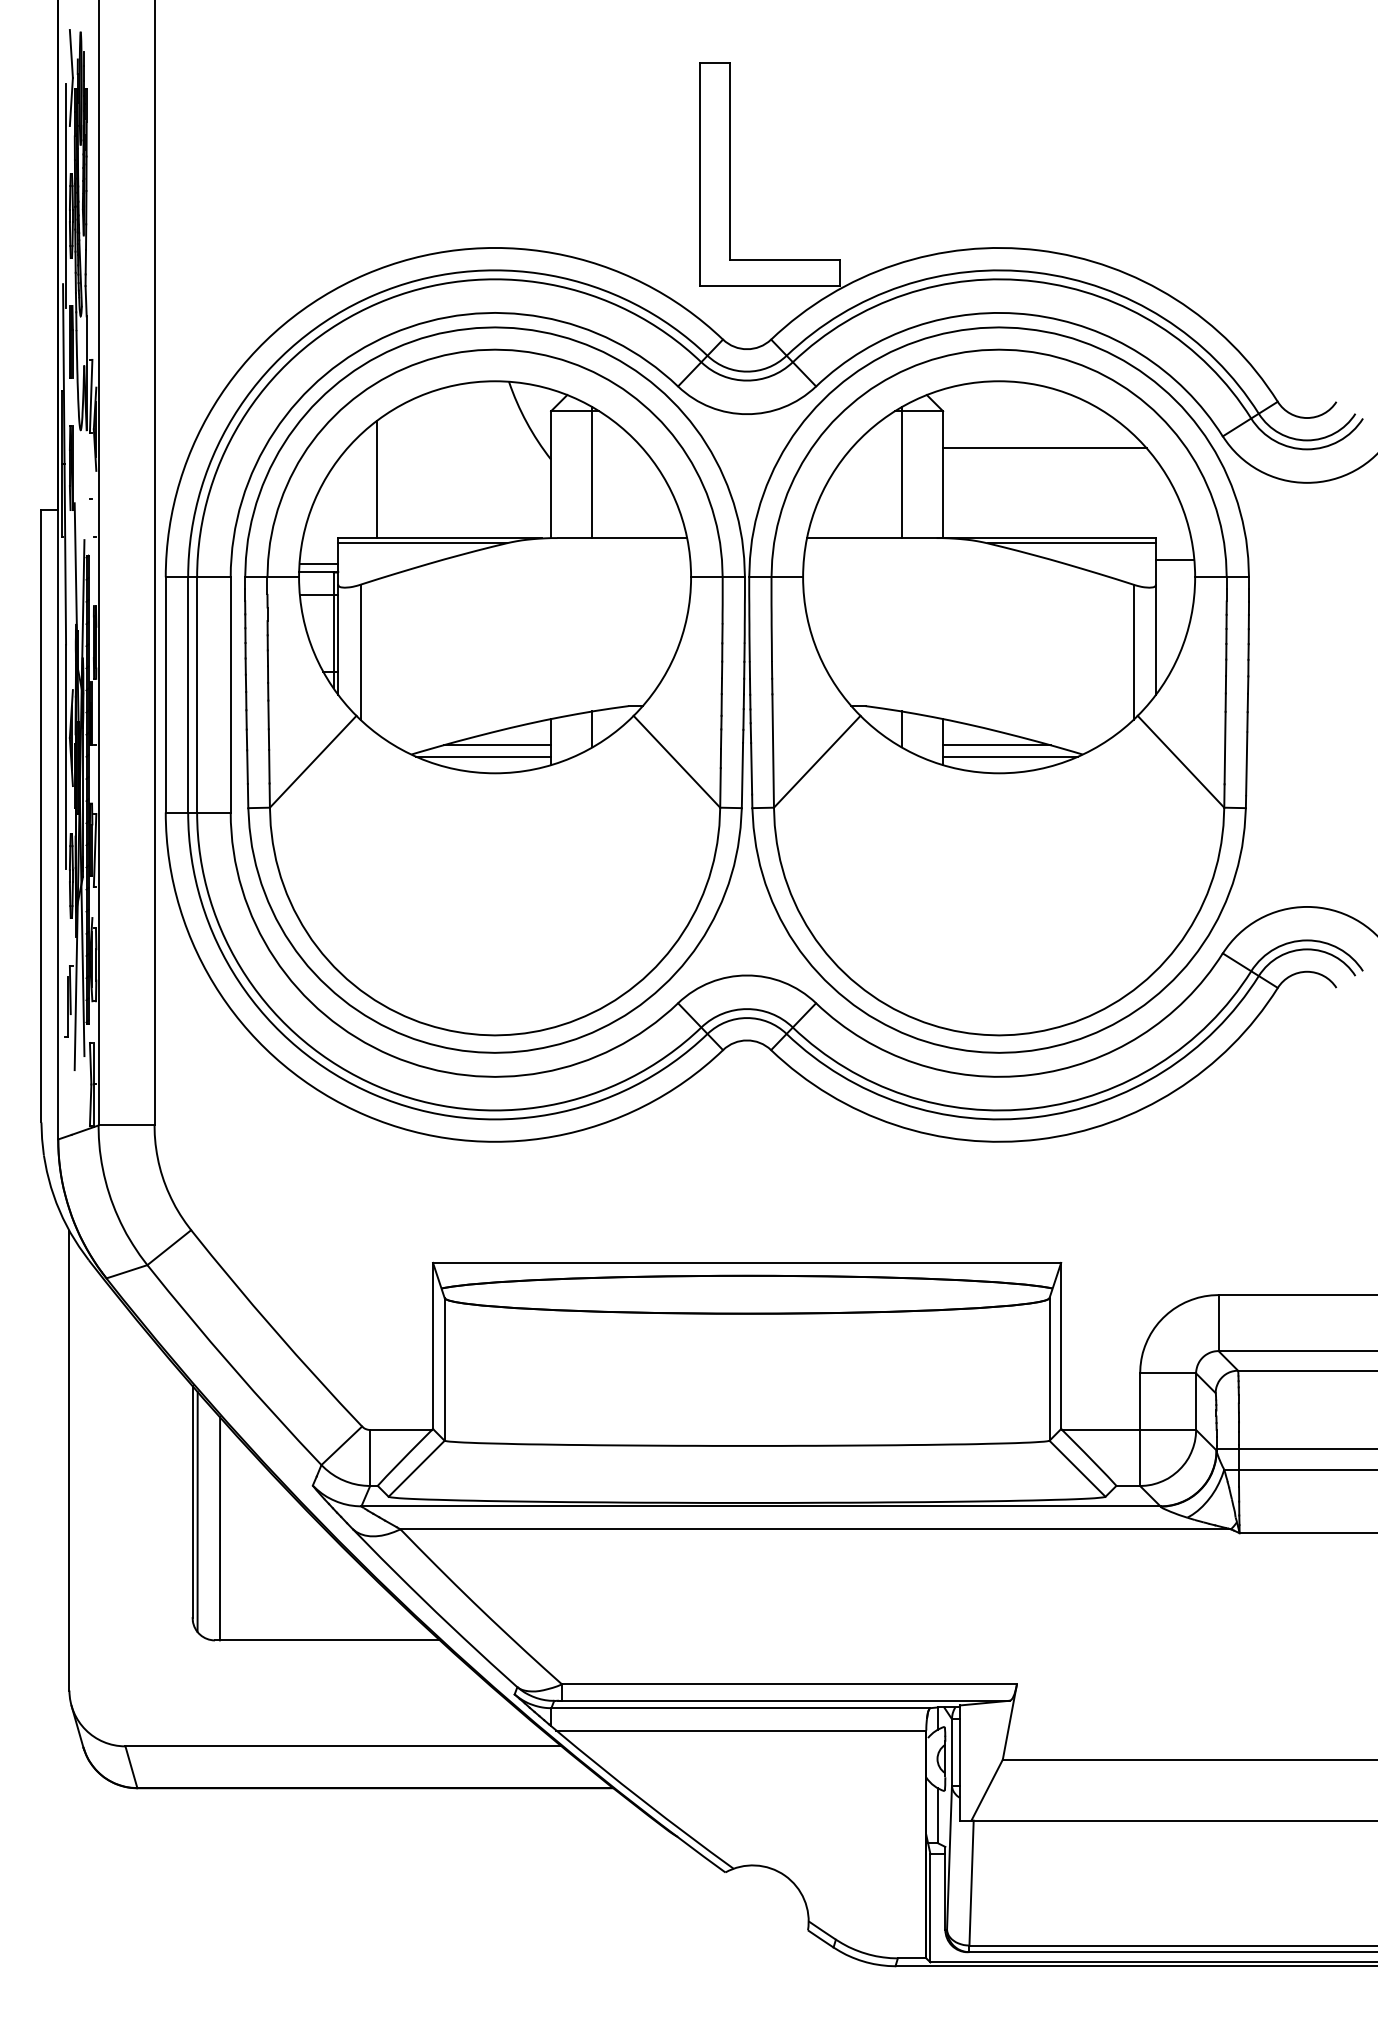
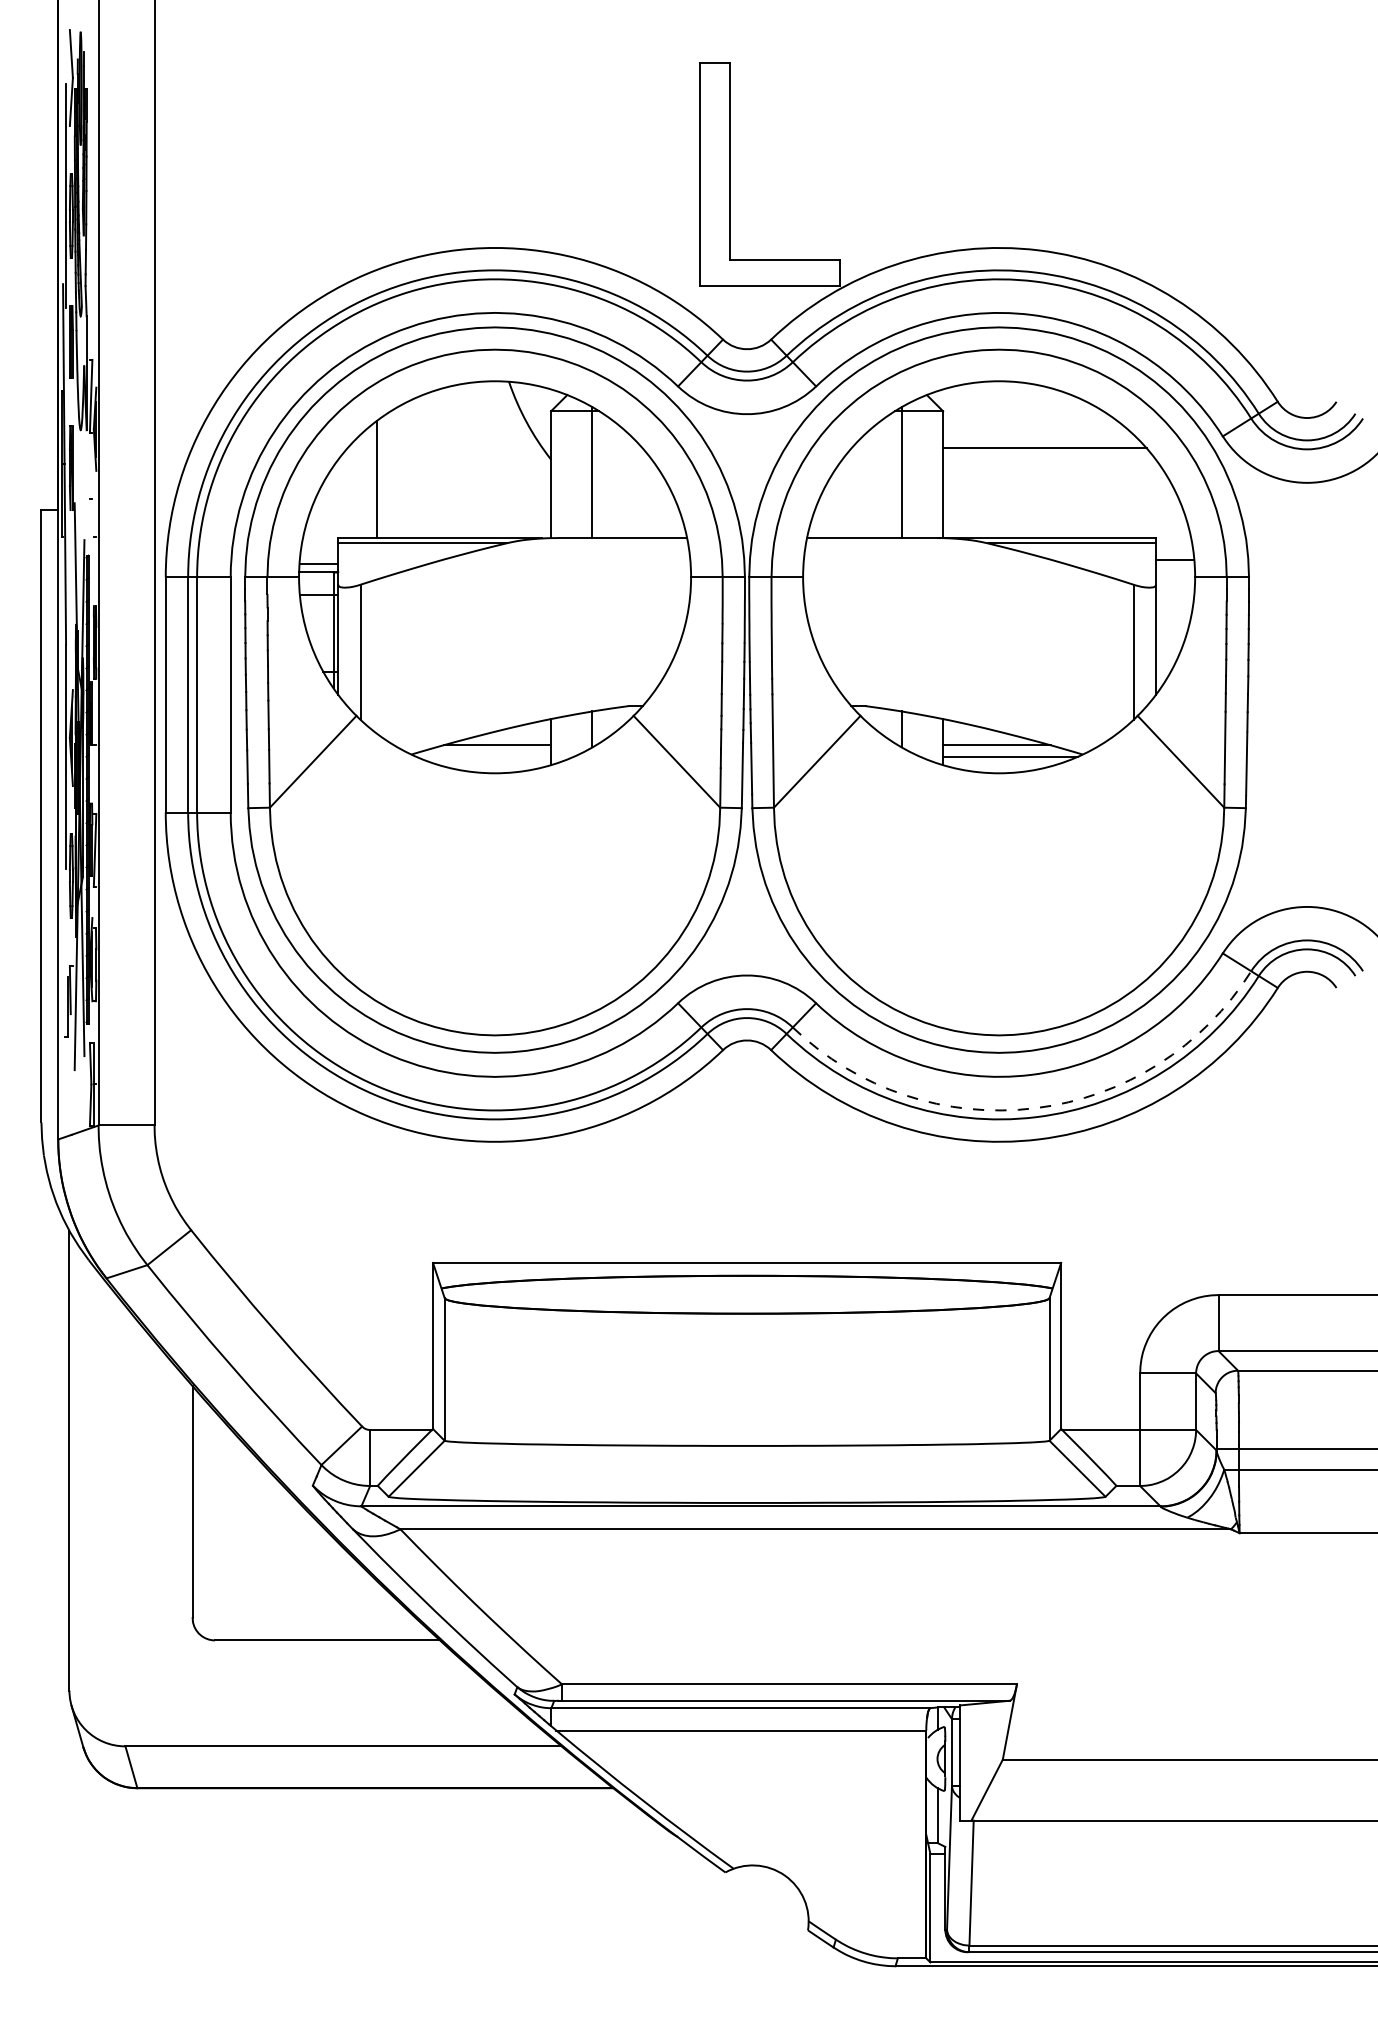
line: present -> none (483, 756)
arc: solid -> dashed (1035, 1108)
line: present -> none (197, 1511)
line: present -> none (219, 1528)
